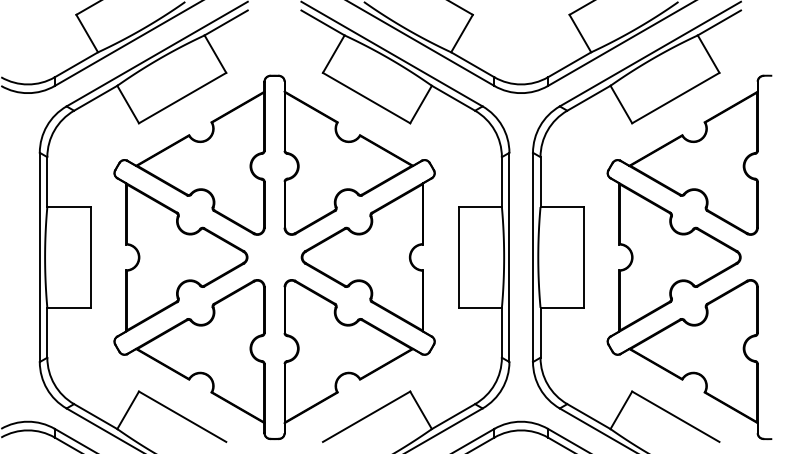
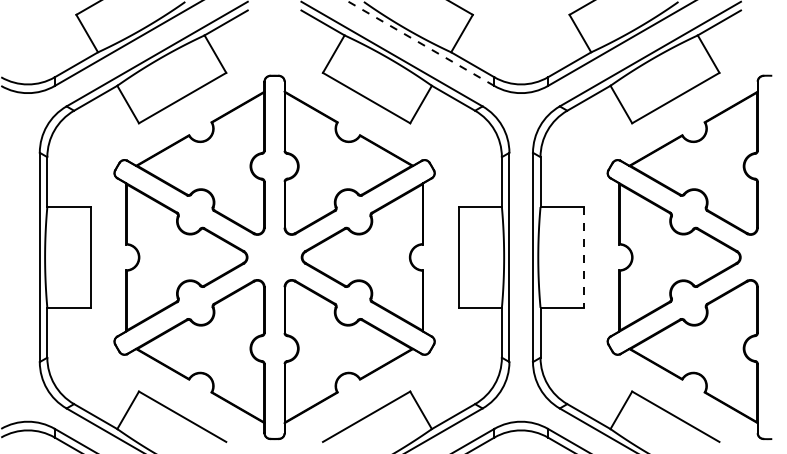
line: solid -> dashed (420, 43)
line: solid -> dashed (583, 257)
